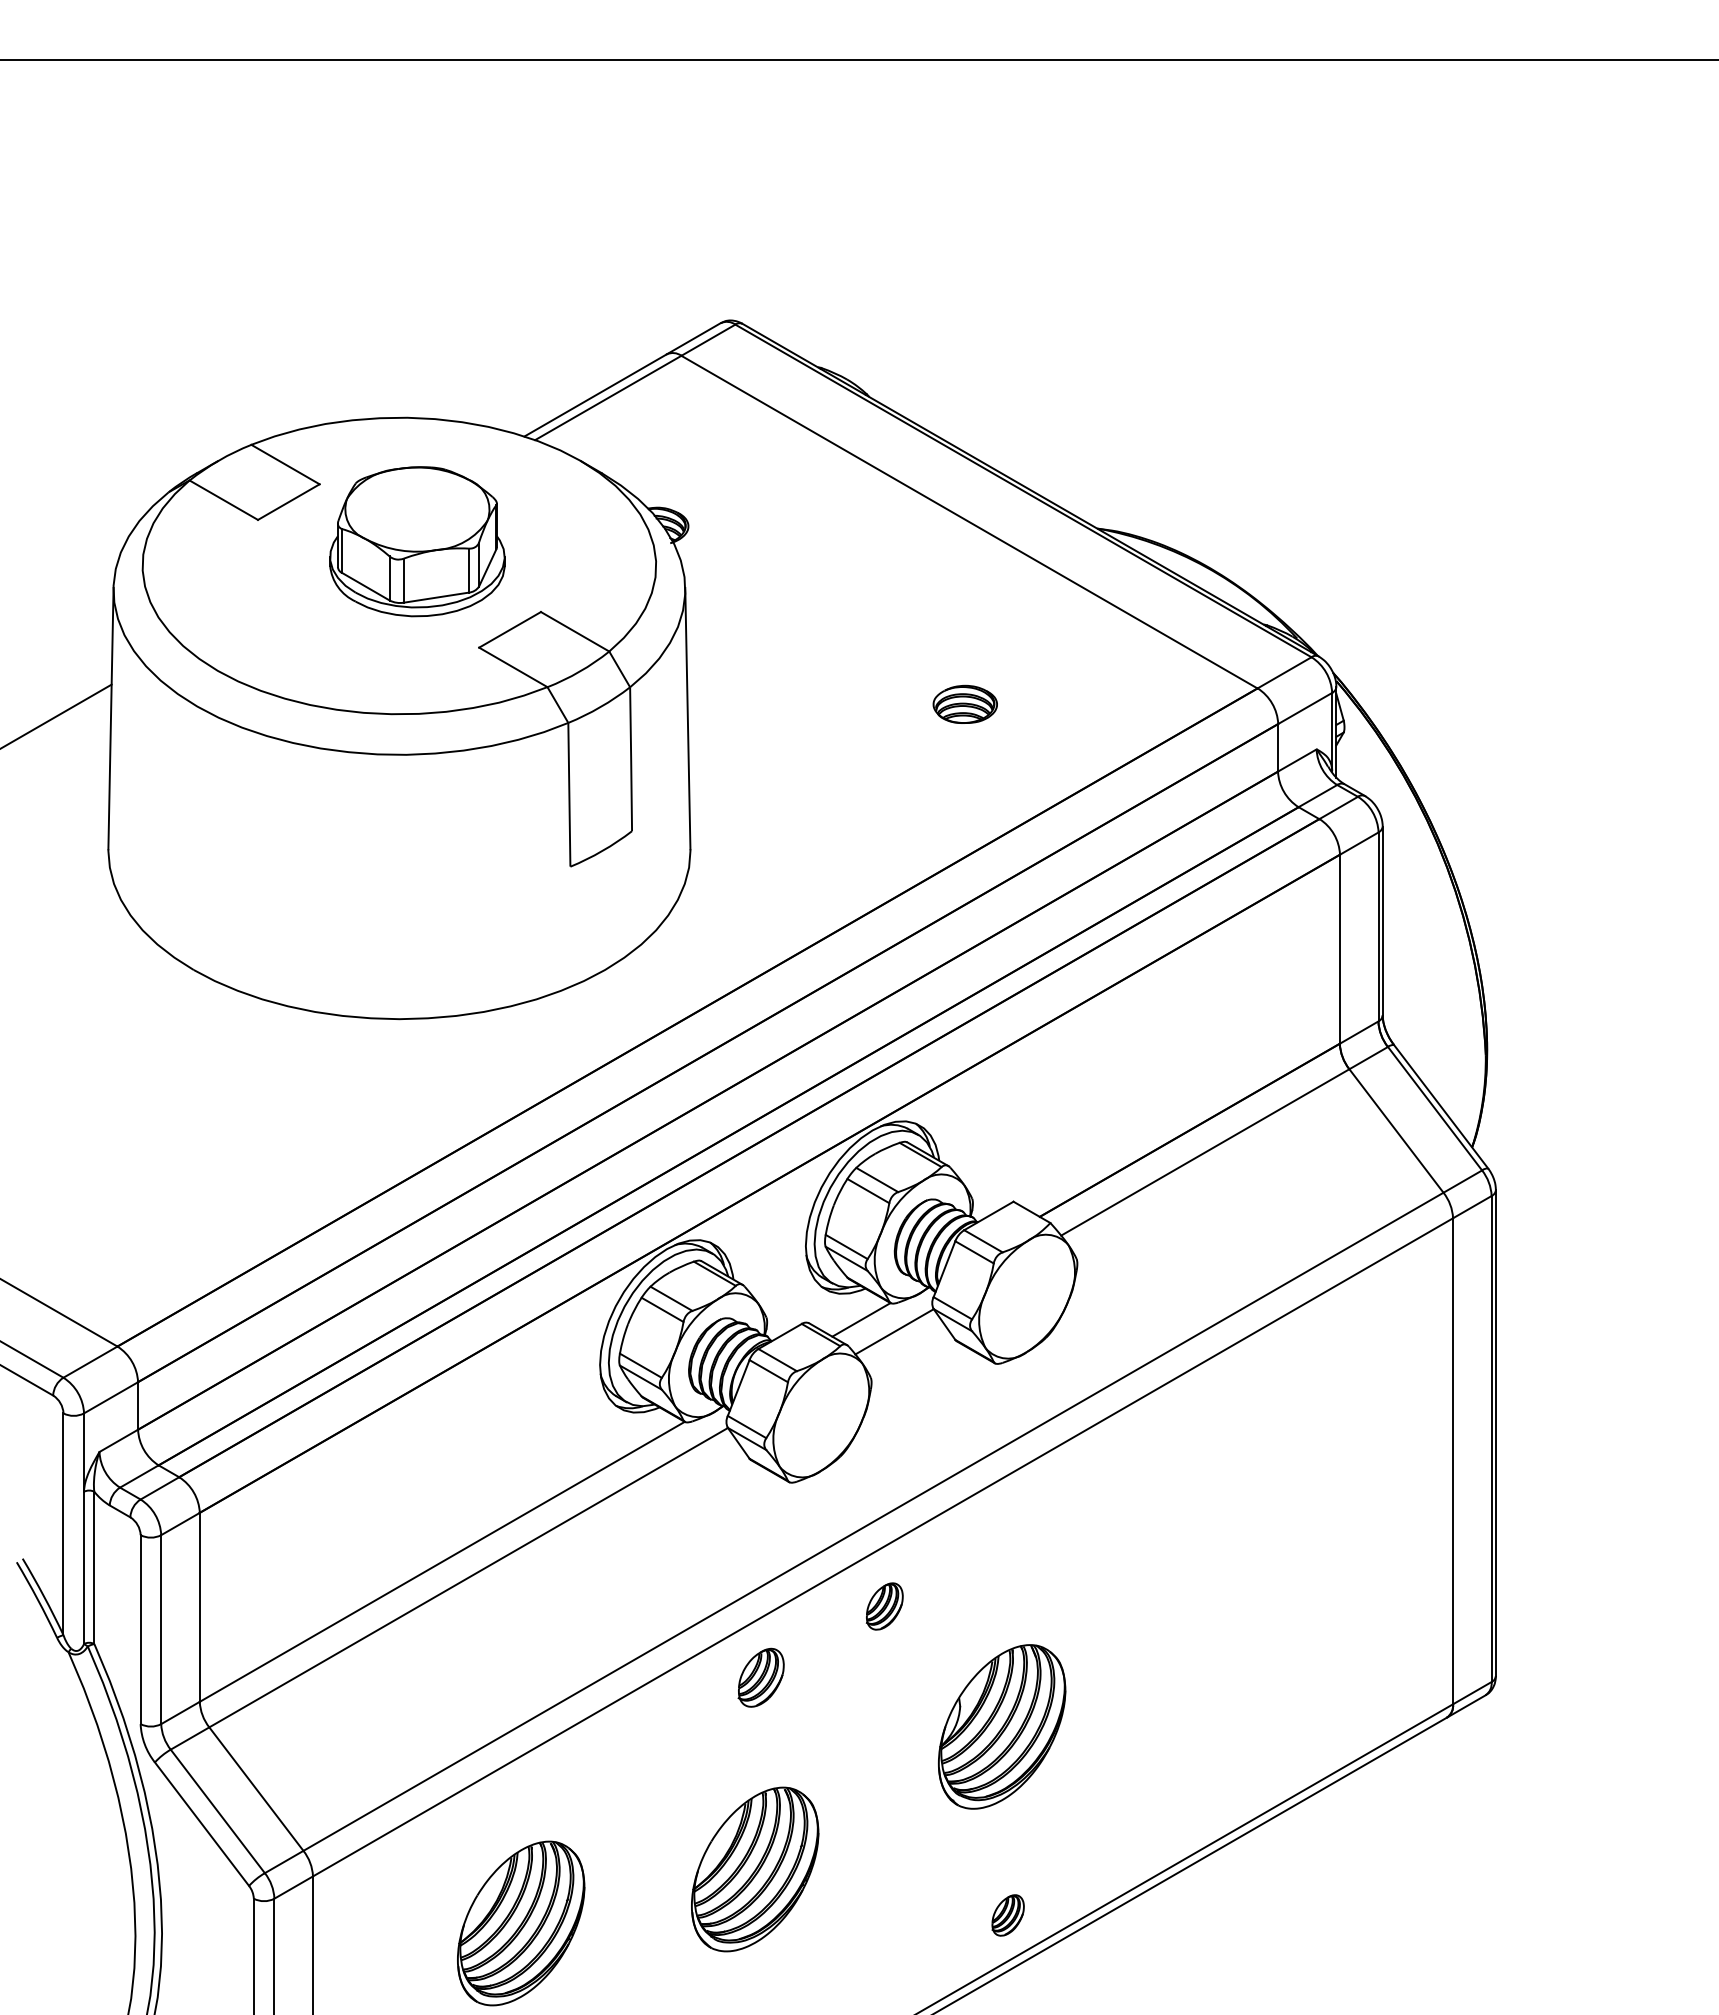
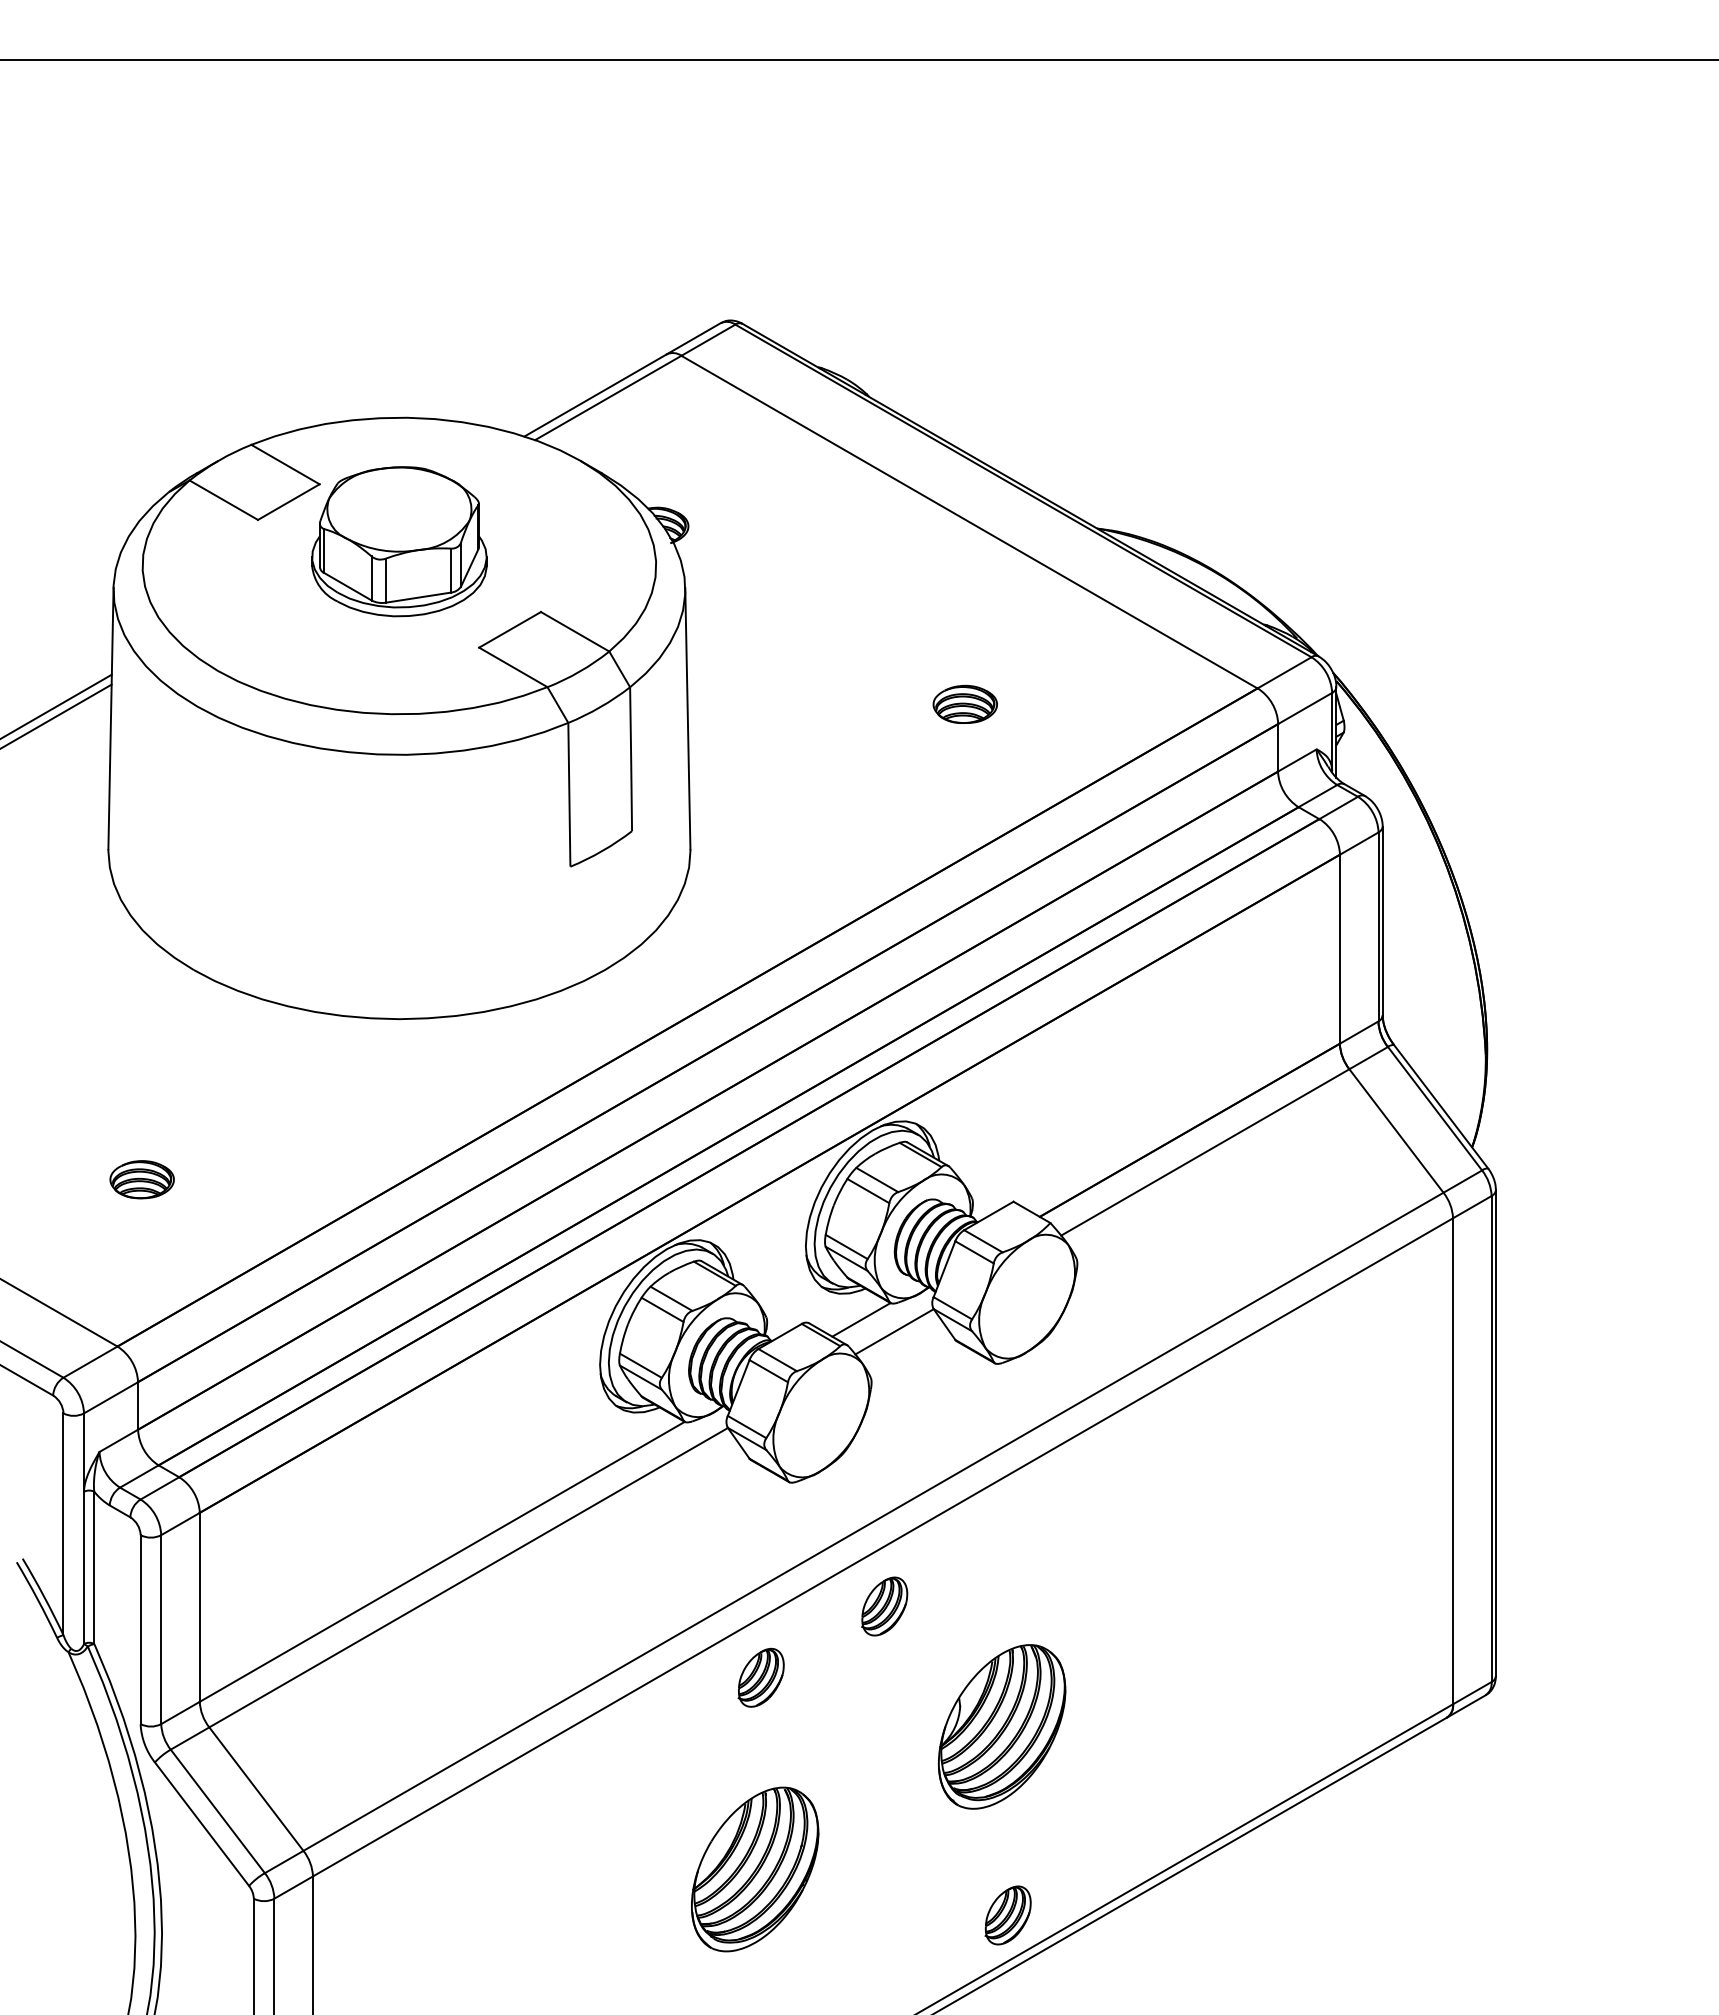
part position: (417, 541) -> (399, 541) (399, 541)
line: none -> present (56, 705)
part: none -> present (141, 1179)
part size: 39x49 px -> 48x61 px (884, 1606)
part size: 34x43 px -> 48x61 px (1007, 1915)
part: present -> none (521, 1923)
